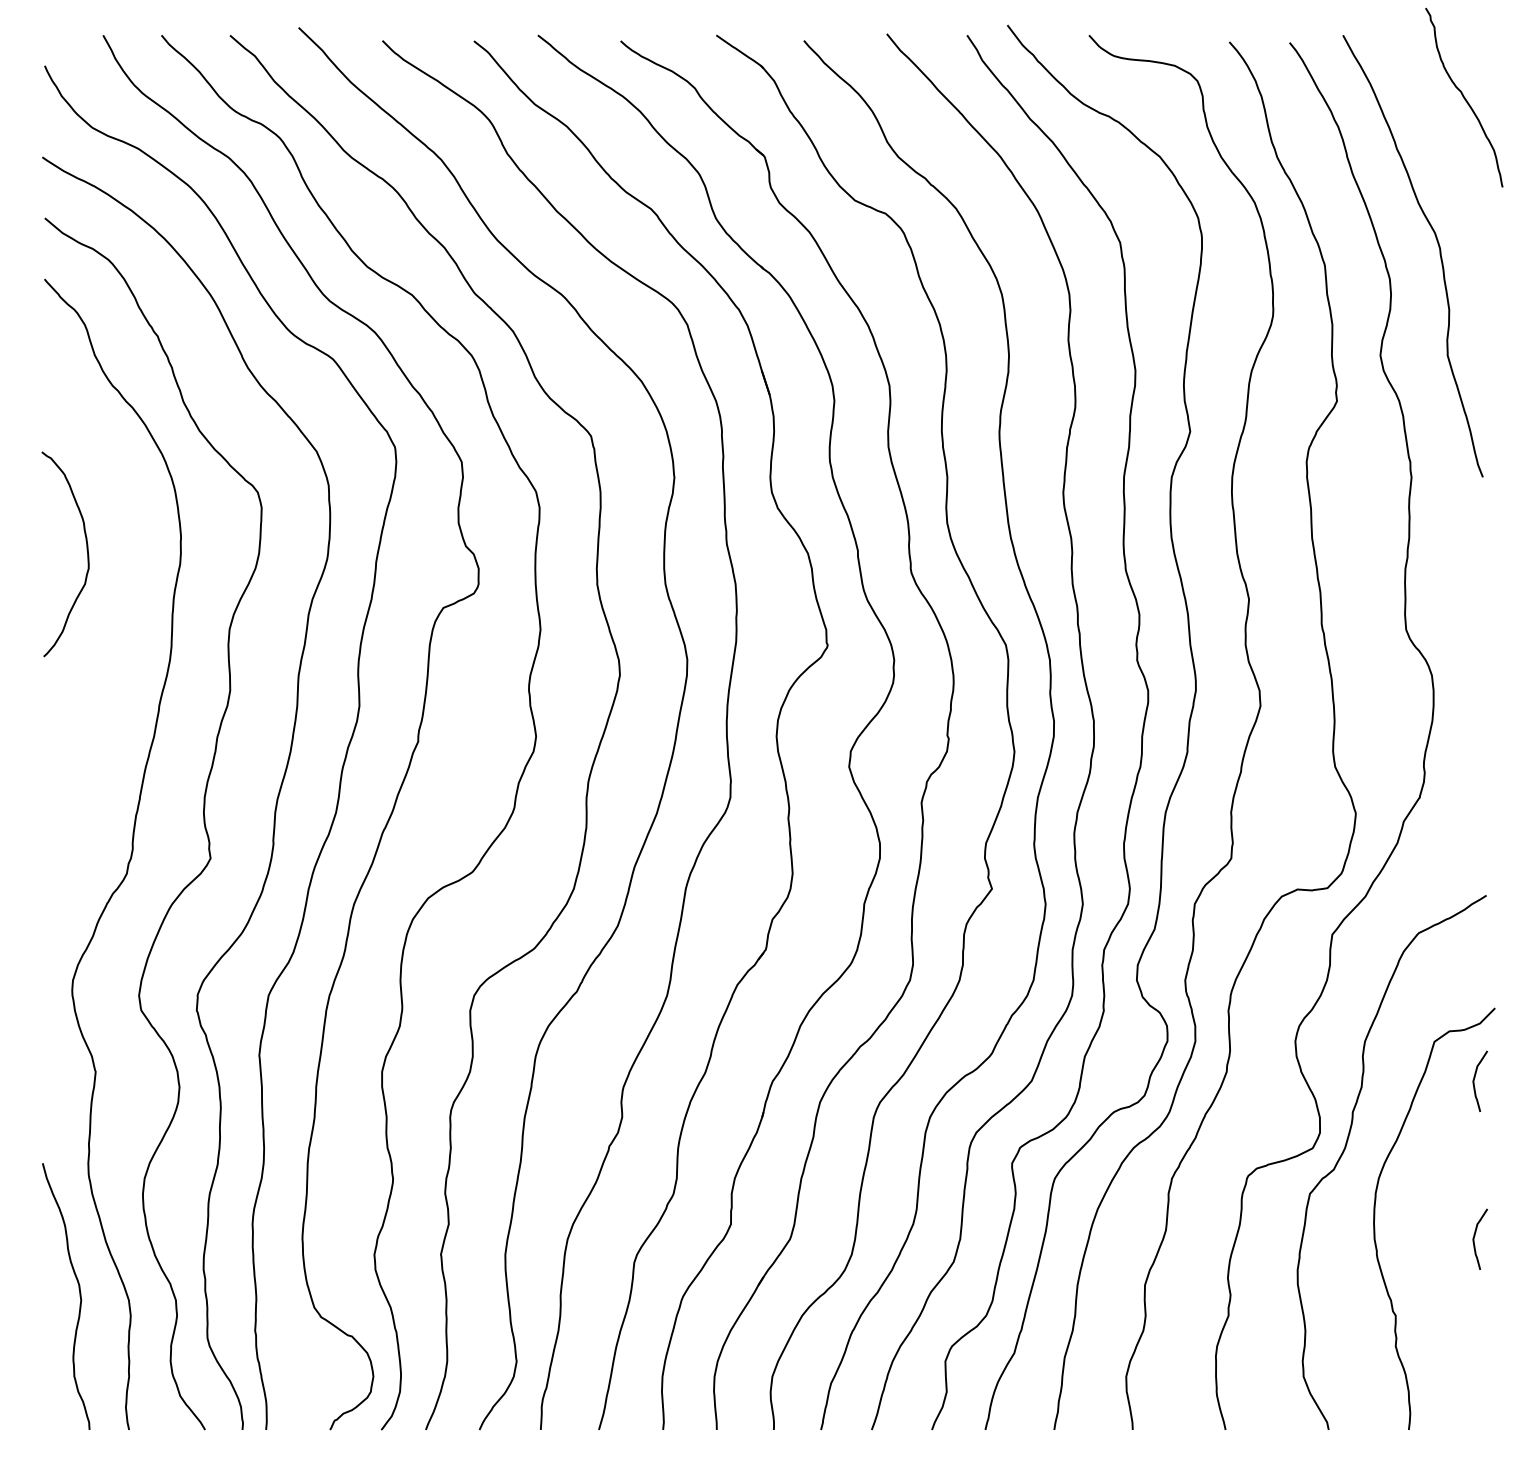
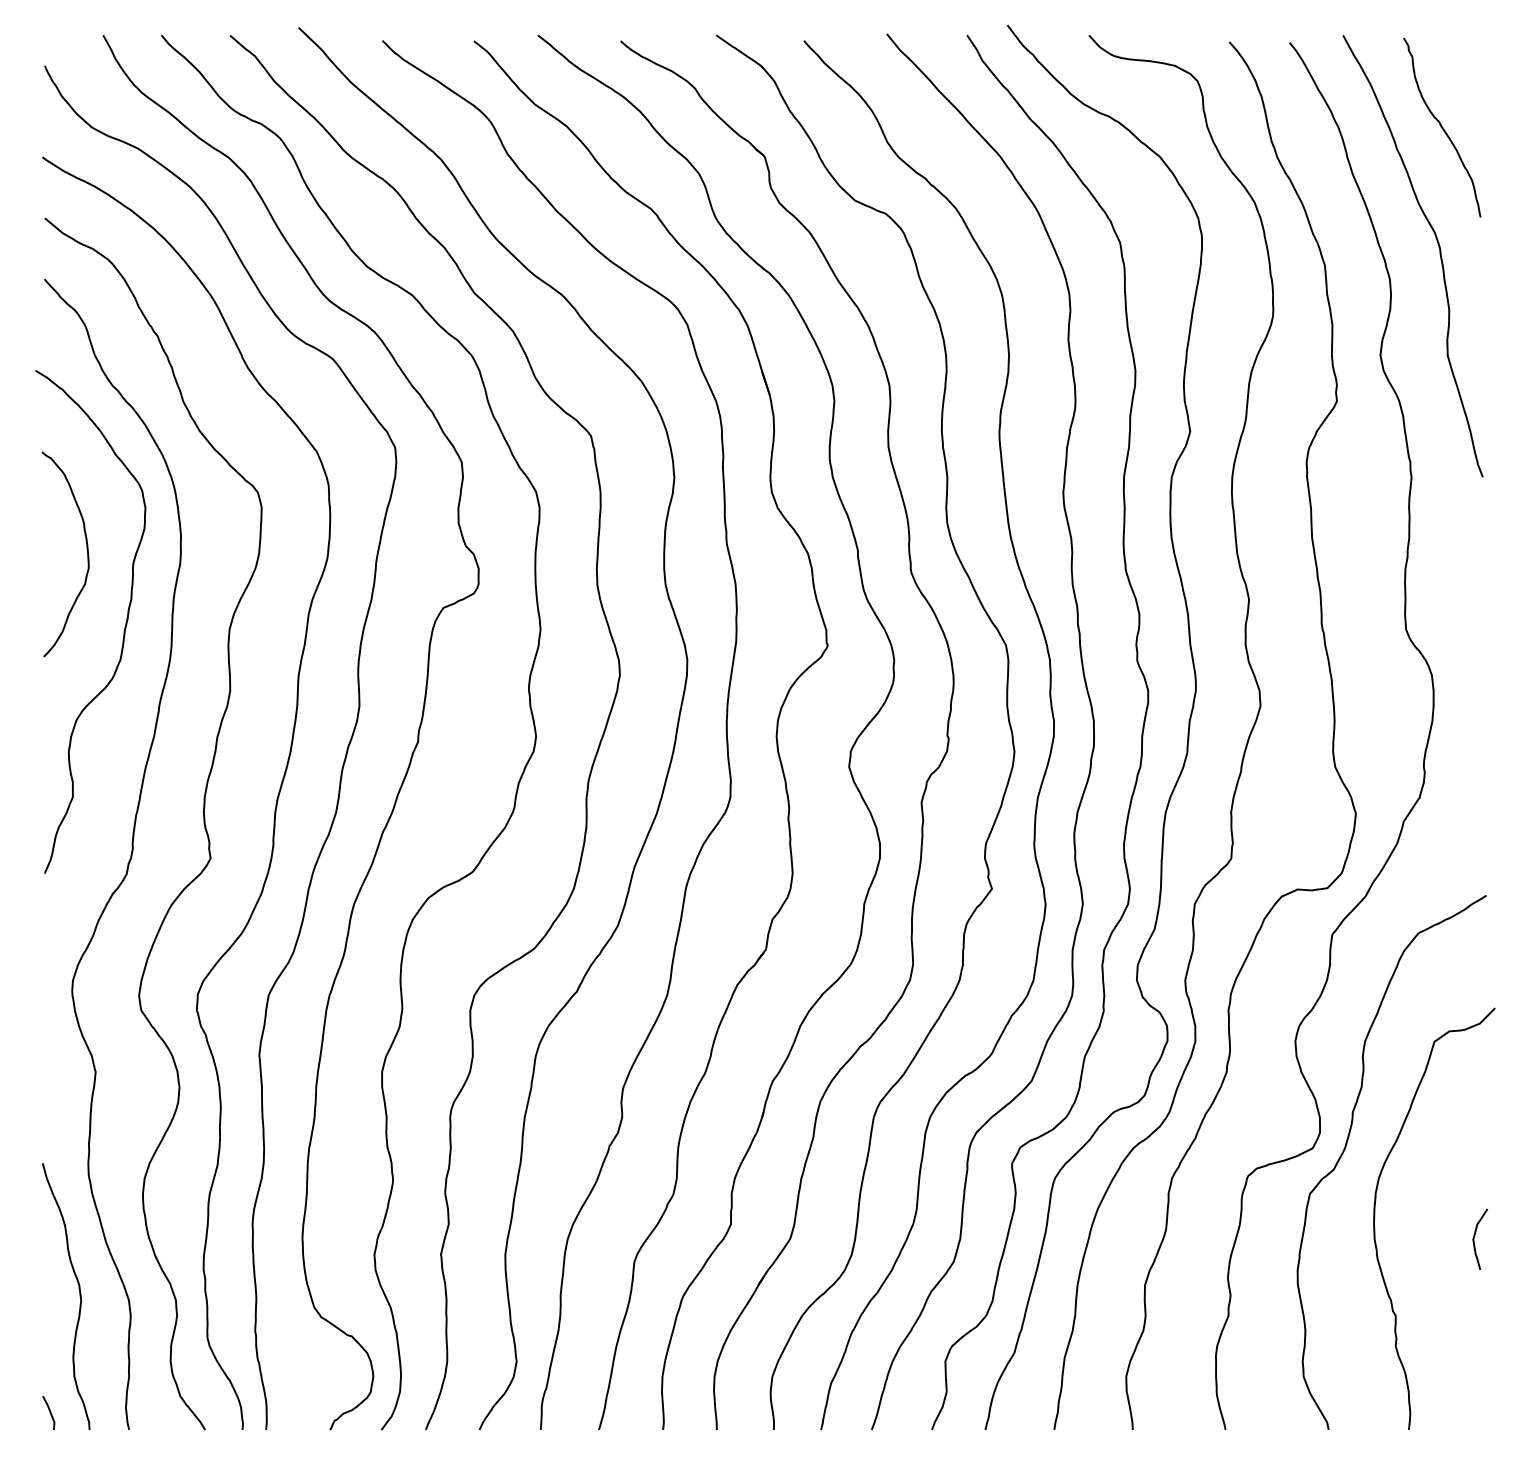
curve position: (1464, 97) -> (1442, 127) (1442, 127)
curve: none -> present (124, 626)
curve: present -> none (1475, 1078)
line: none -> present (49, 1412)
